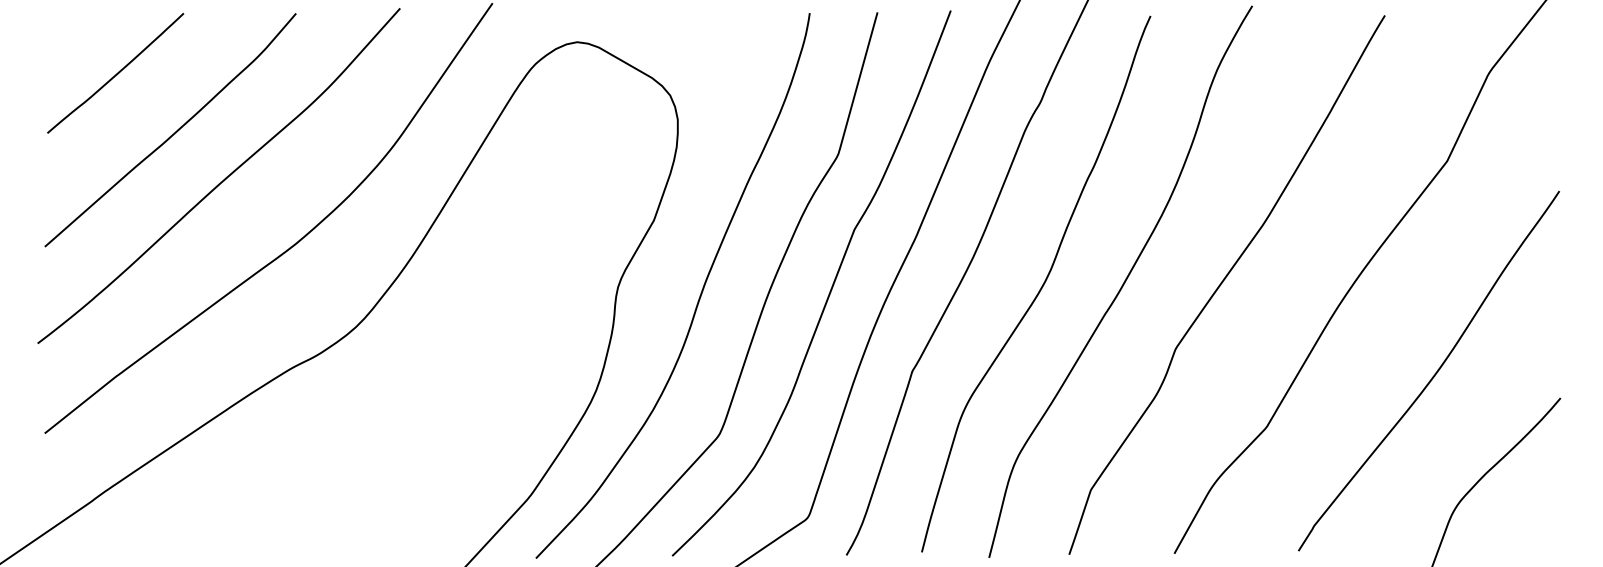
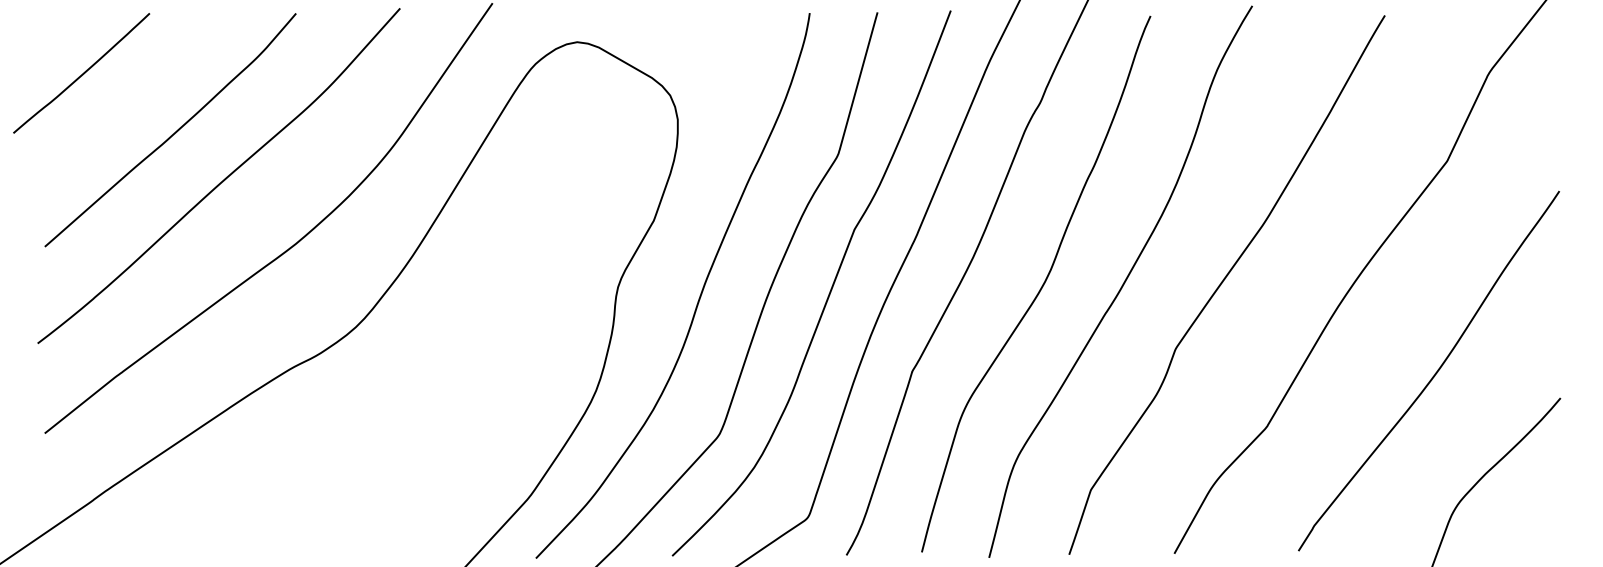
curve position: (116, 73) -> (82, 73) (82, 73)
